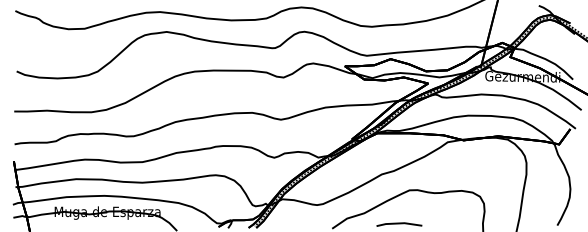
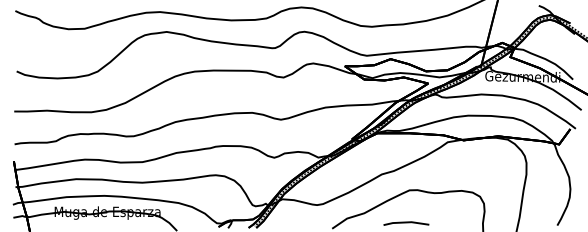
line position: (399, 224) -> (406, 223) (406, 223)
